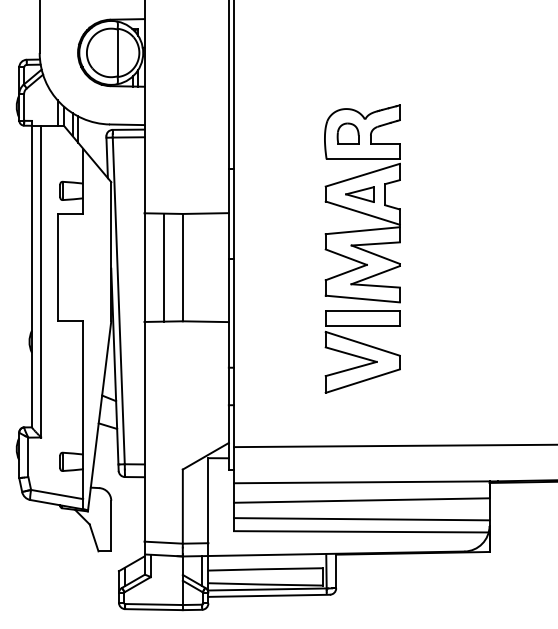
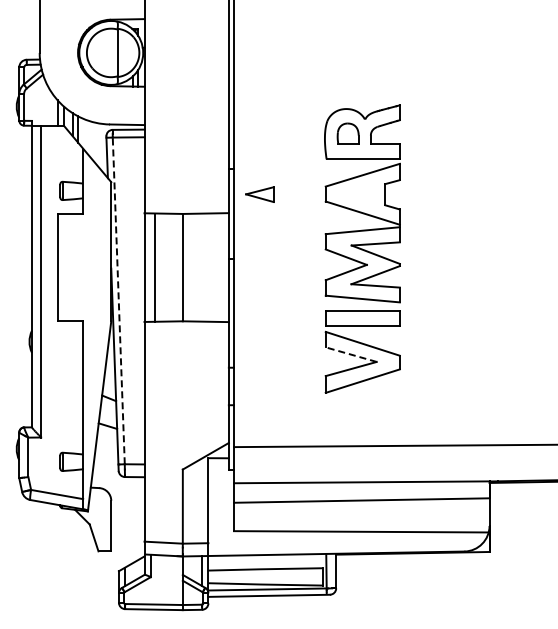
part position: (359, 194) -> (259, 194) (259, 194)
line position: (164, 267) -> (155, 267) (155, 267)
line: solid -> dashed (118, 300)
line: solid -> dashed (351, 354)
line: present -> none (361, 519)
